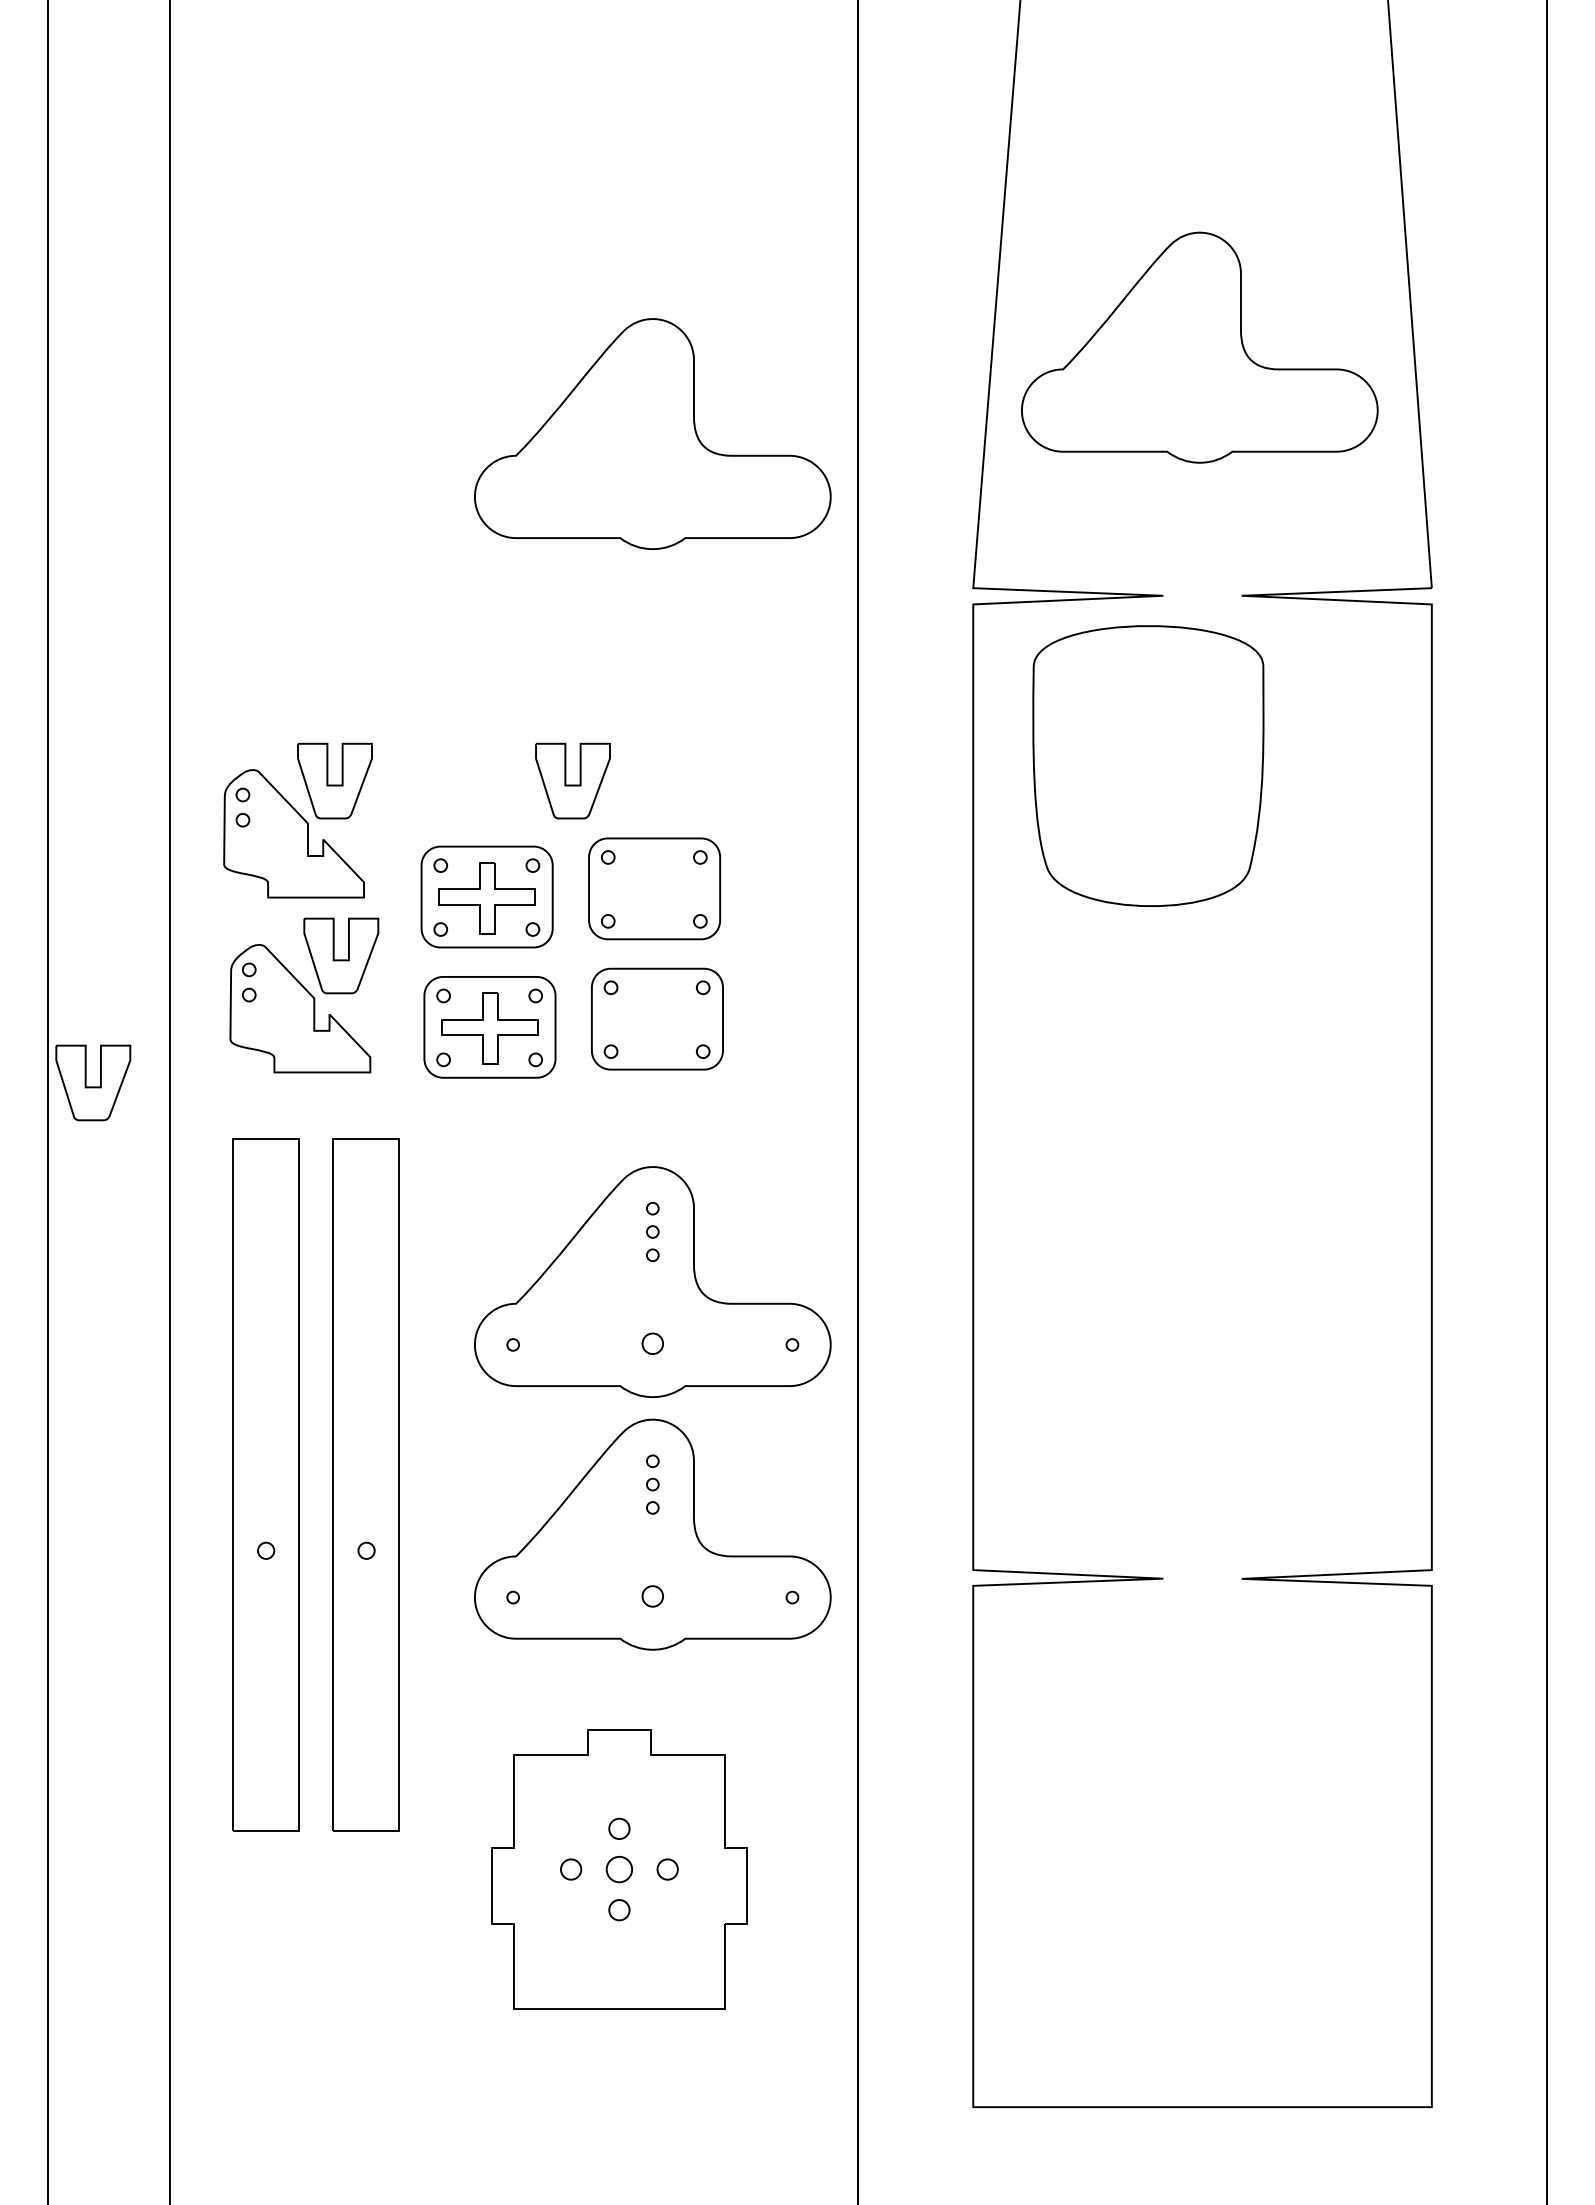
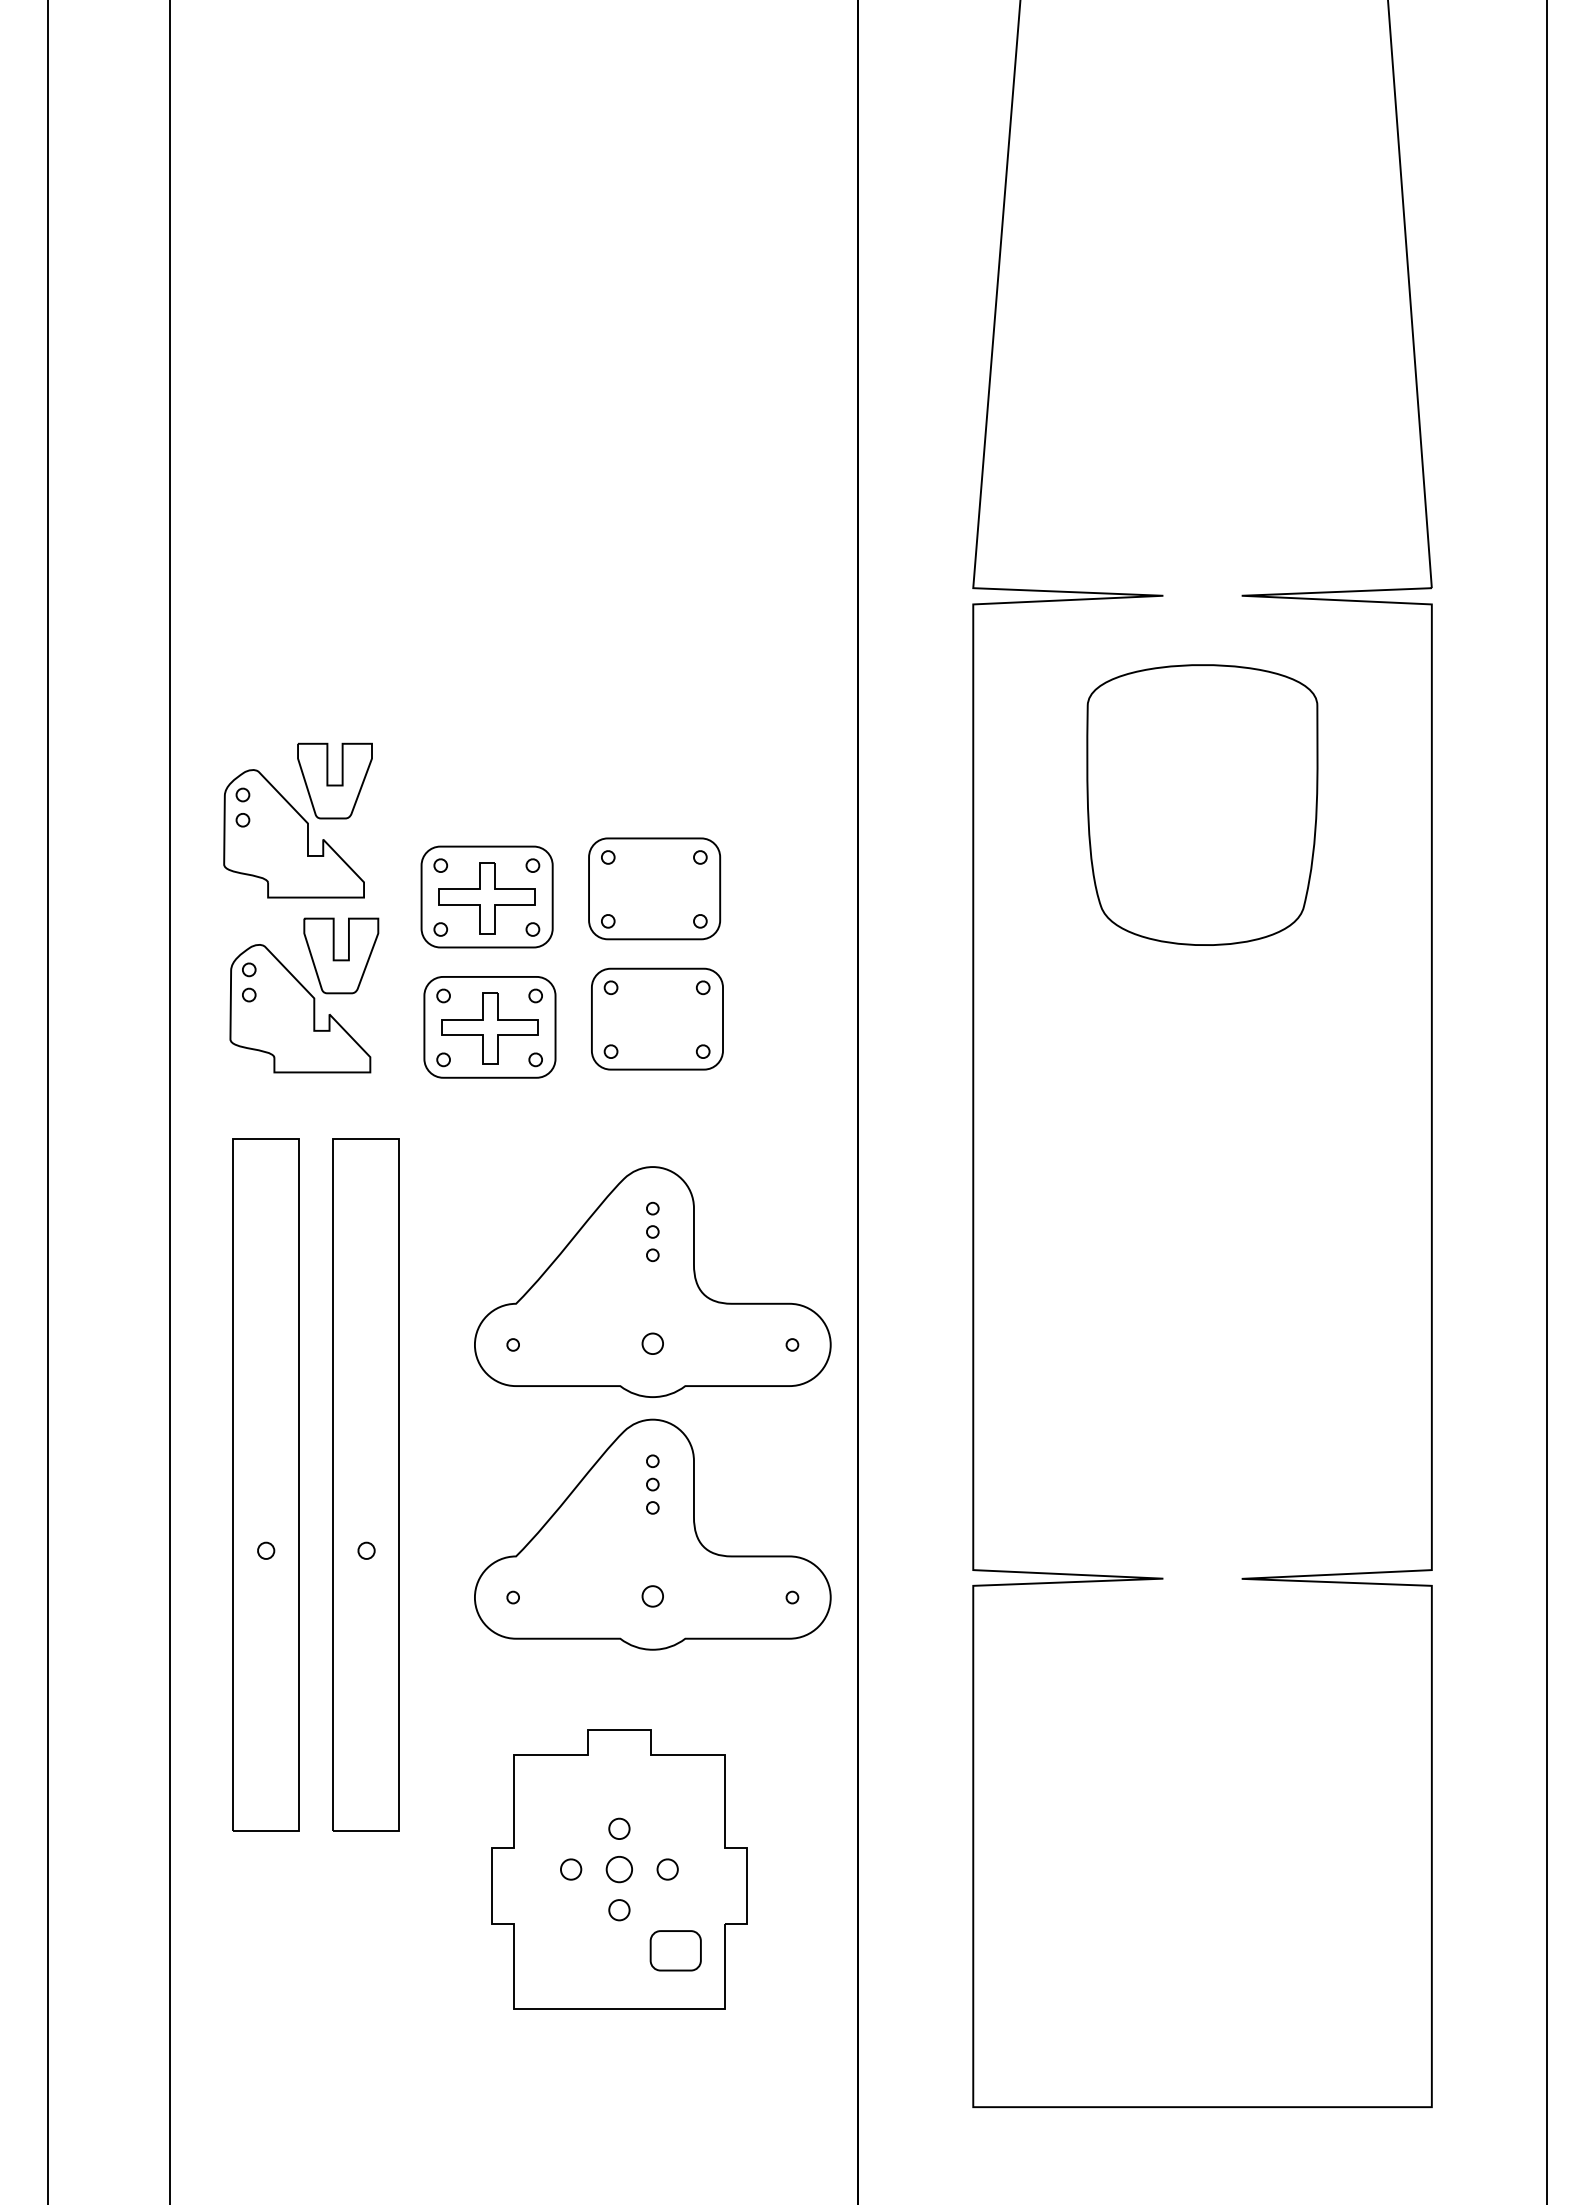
part: present -> none (1199, 347)
part: present -> none (652, 433)
part position: (1148, 765) -> (1202, 804) (1202, 804)
part: present -> none (572, 780)
part: present -> none (93, 1082)
part: none -> present (675, 1950)
